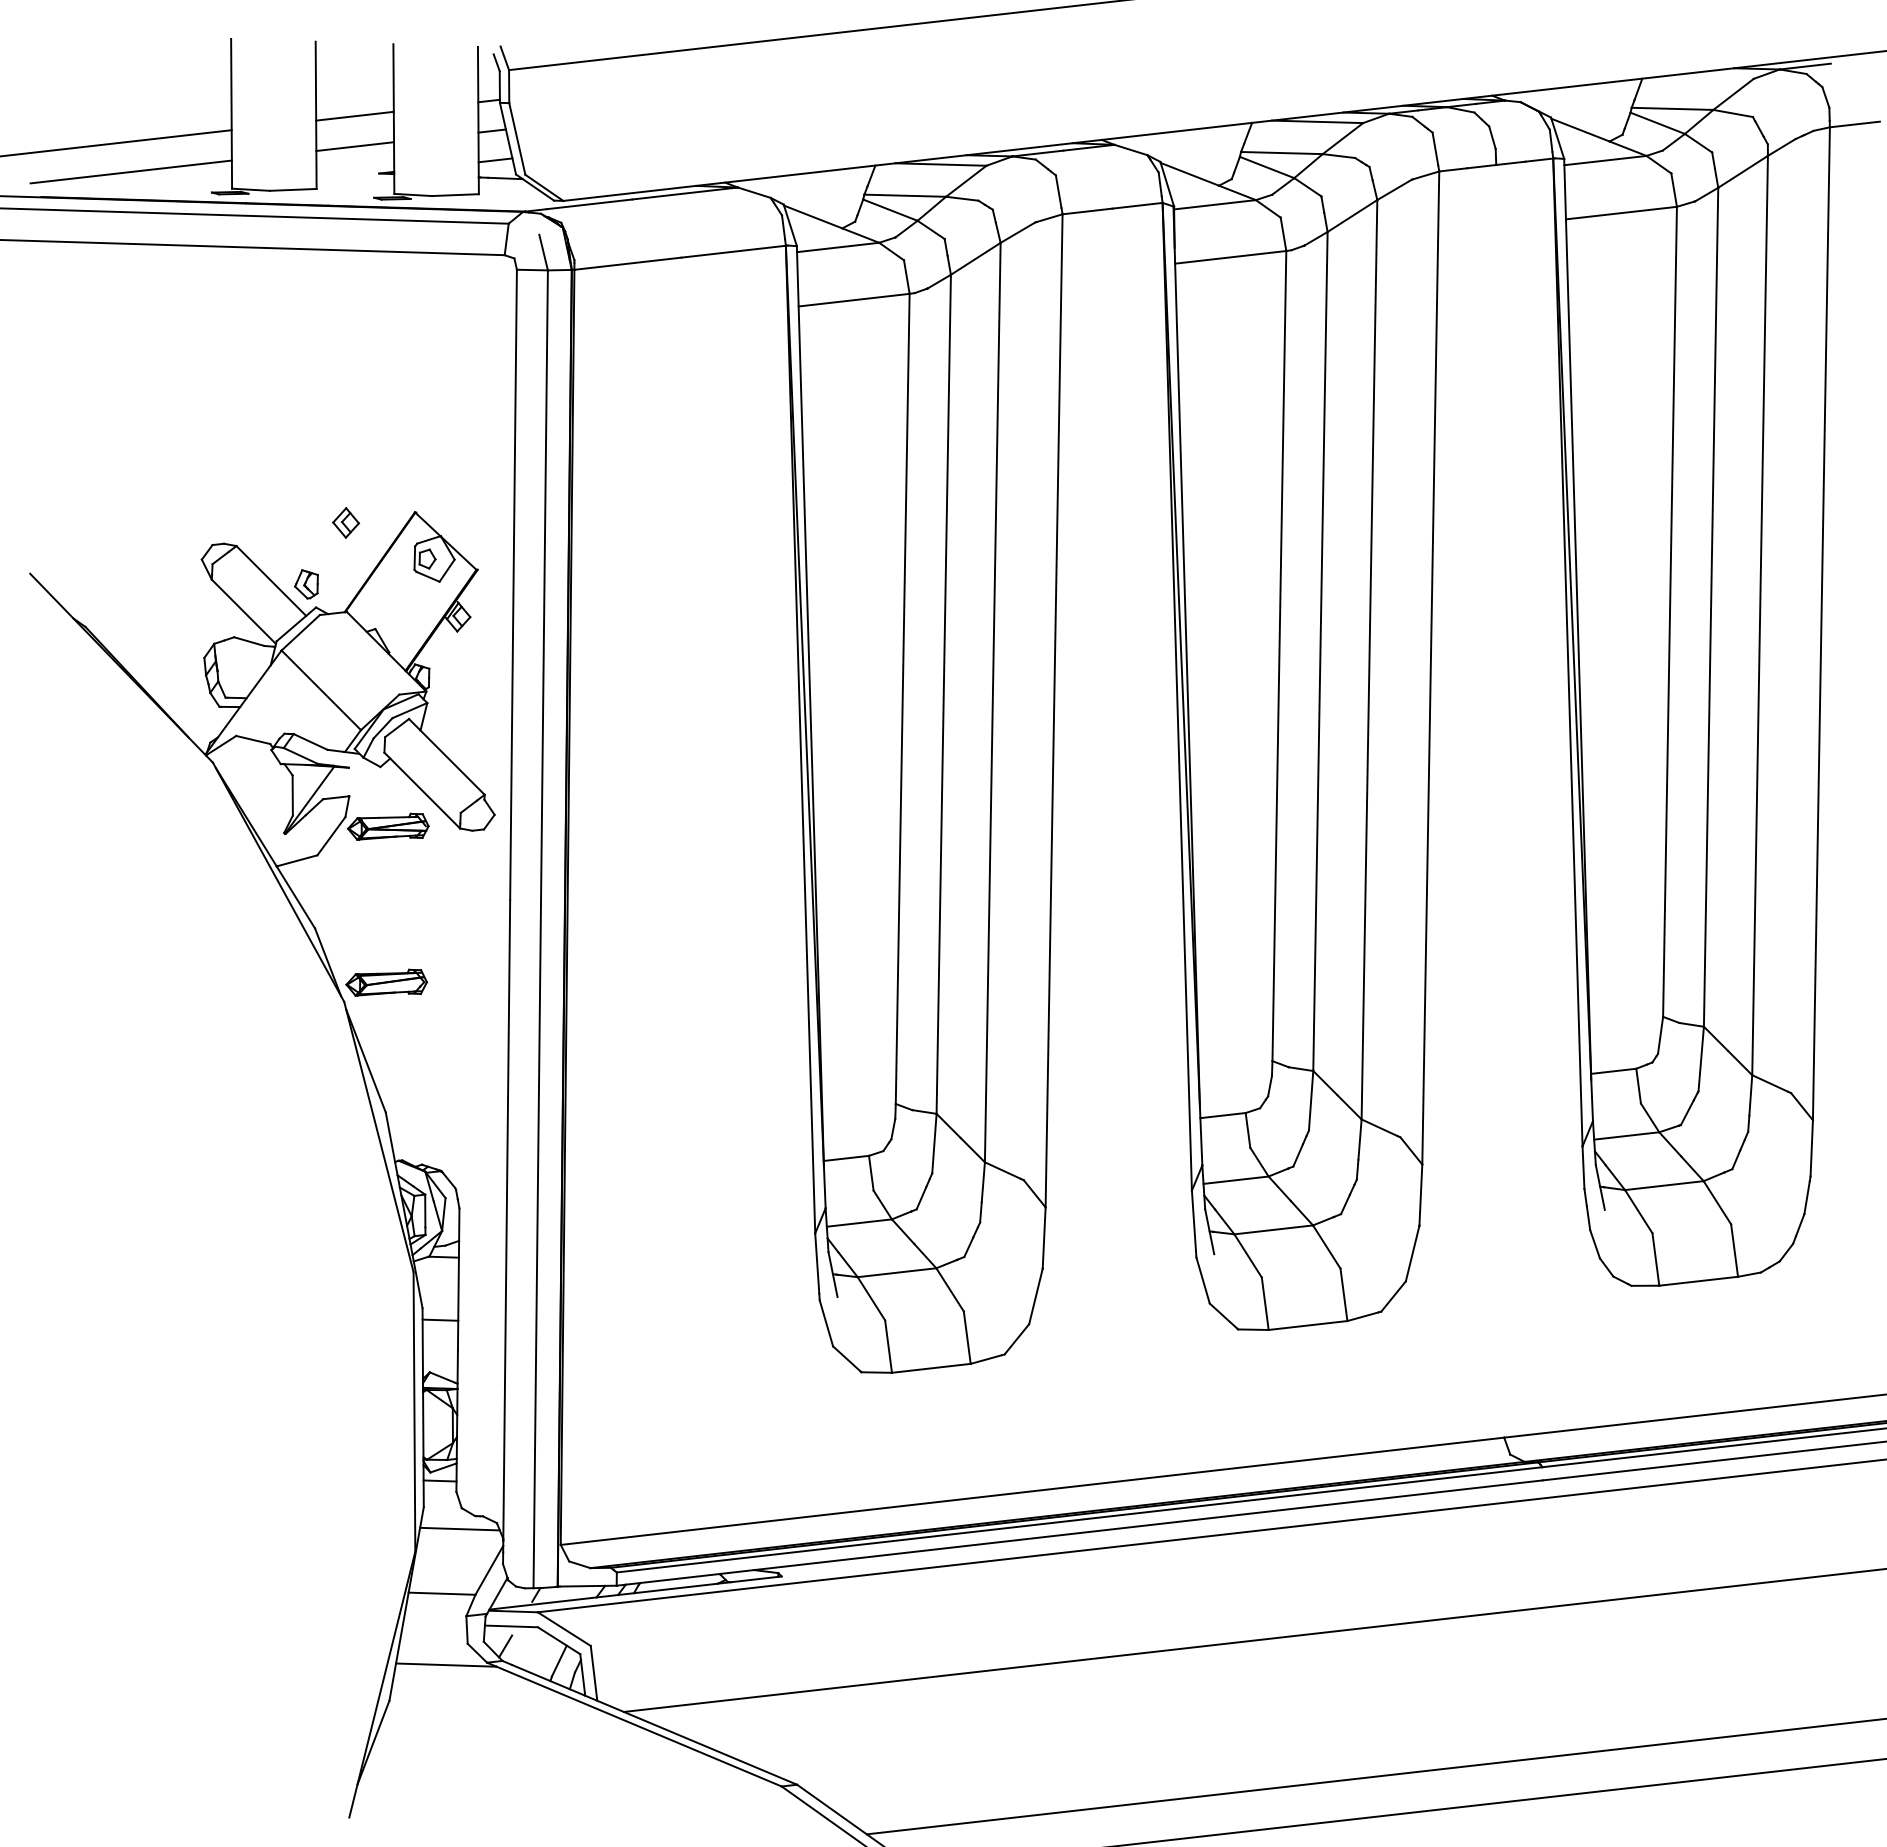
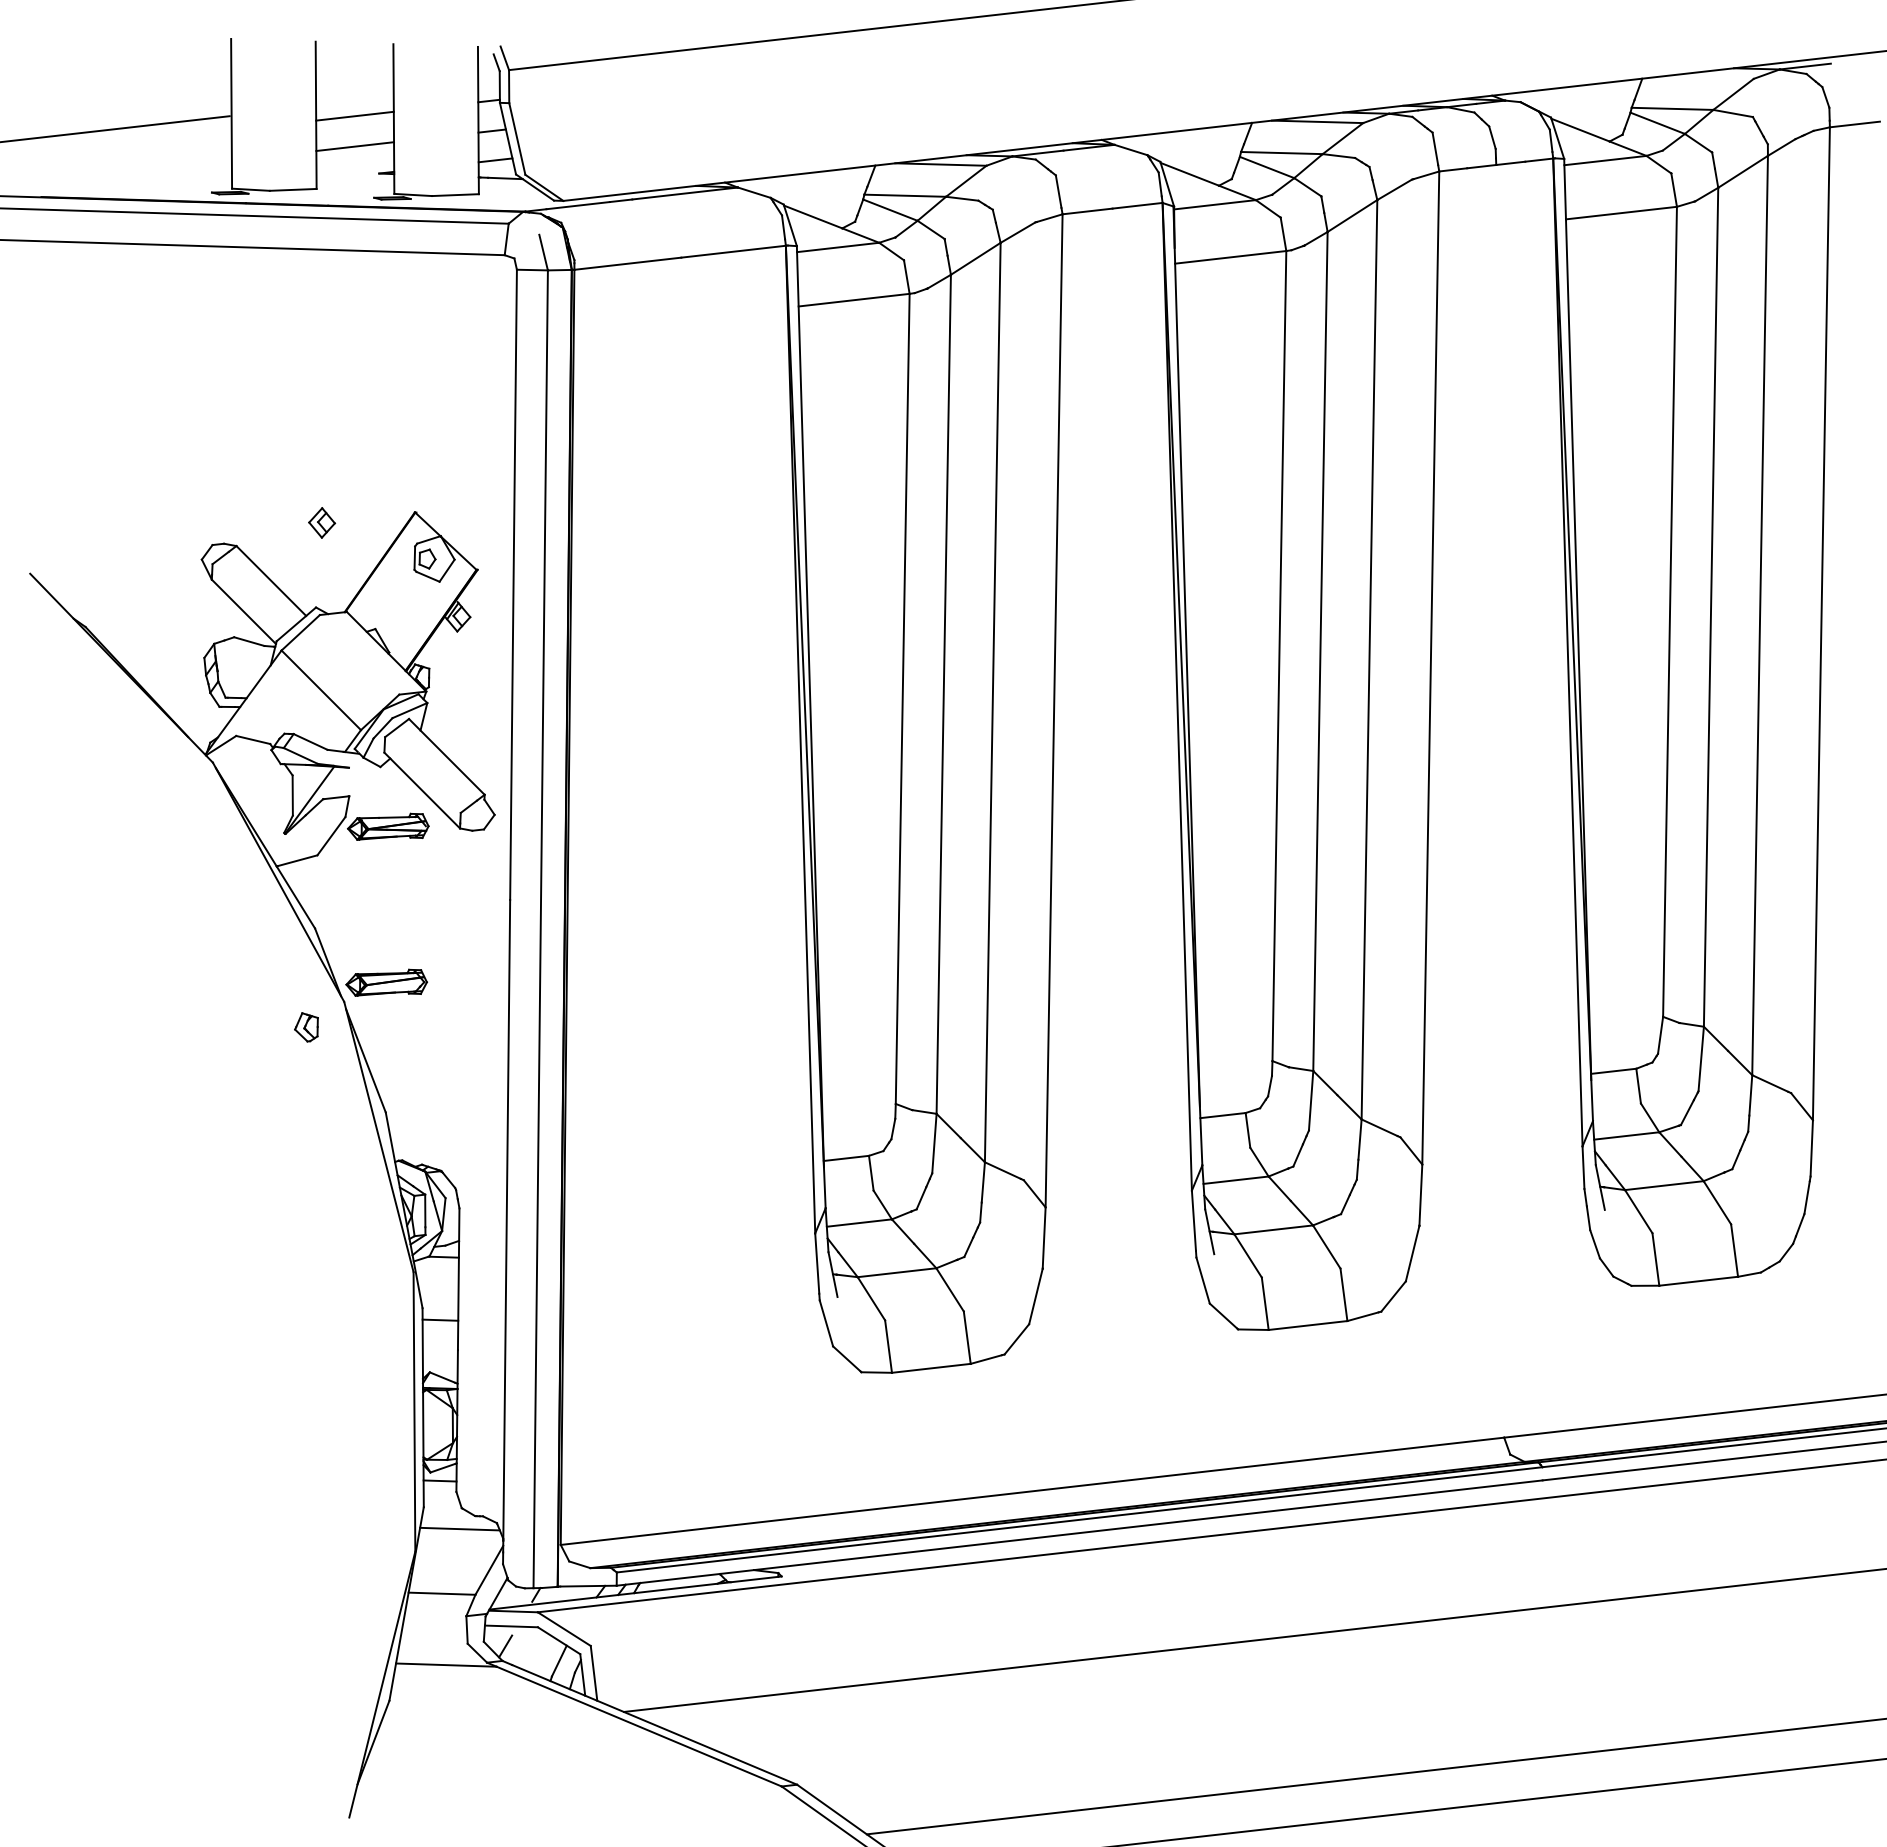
line position: (116, 143) -> (115, 129) (115, 129)
line: present -> none (130, 171)
part position: (346, 522) -> (322, 522) (322, 522)
part position: (306, 584) -> (306, 1027) (306, 1027)
